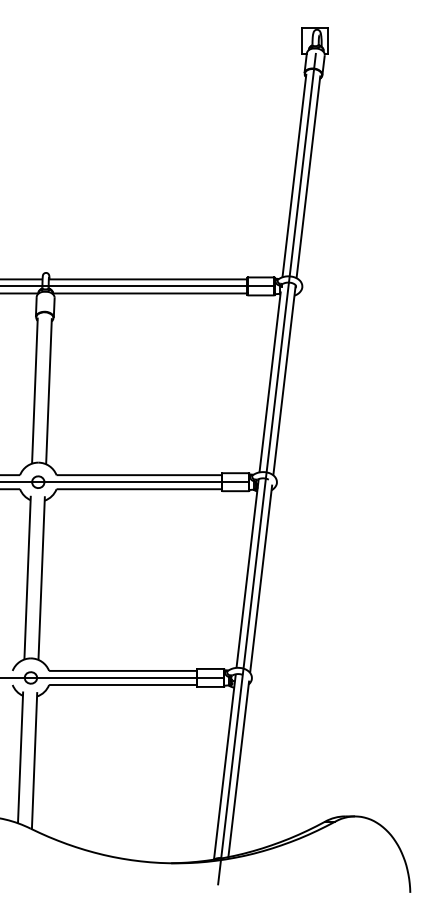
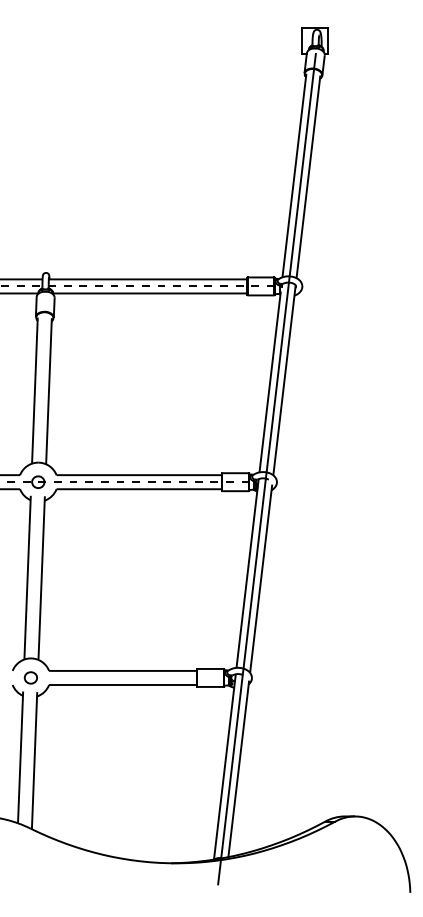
line: solid -> dashed (137, 286)
line: solid -> dashed (124, 482)
line: present -> none (113, 677)
